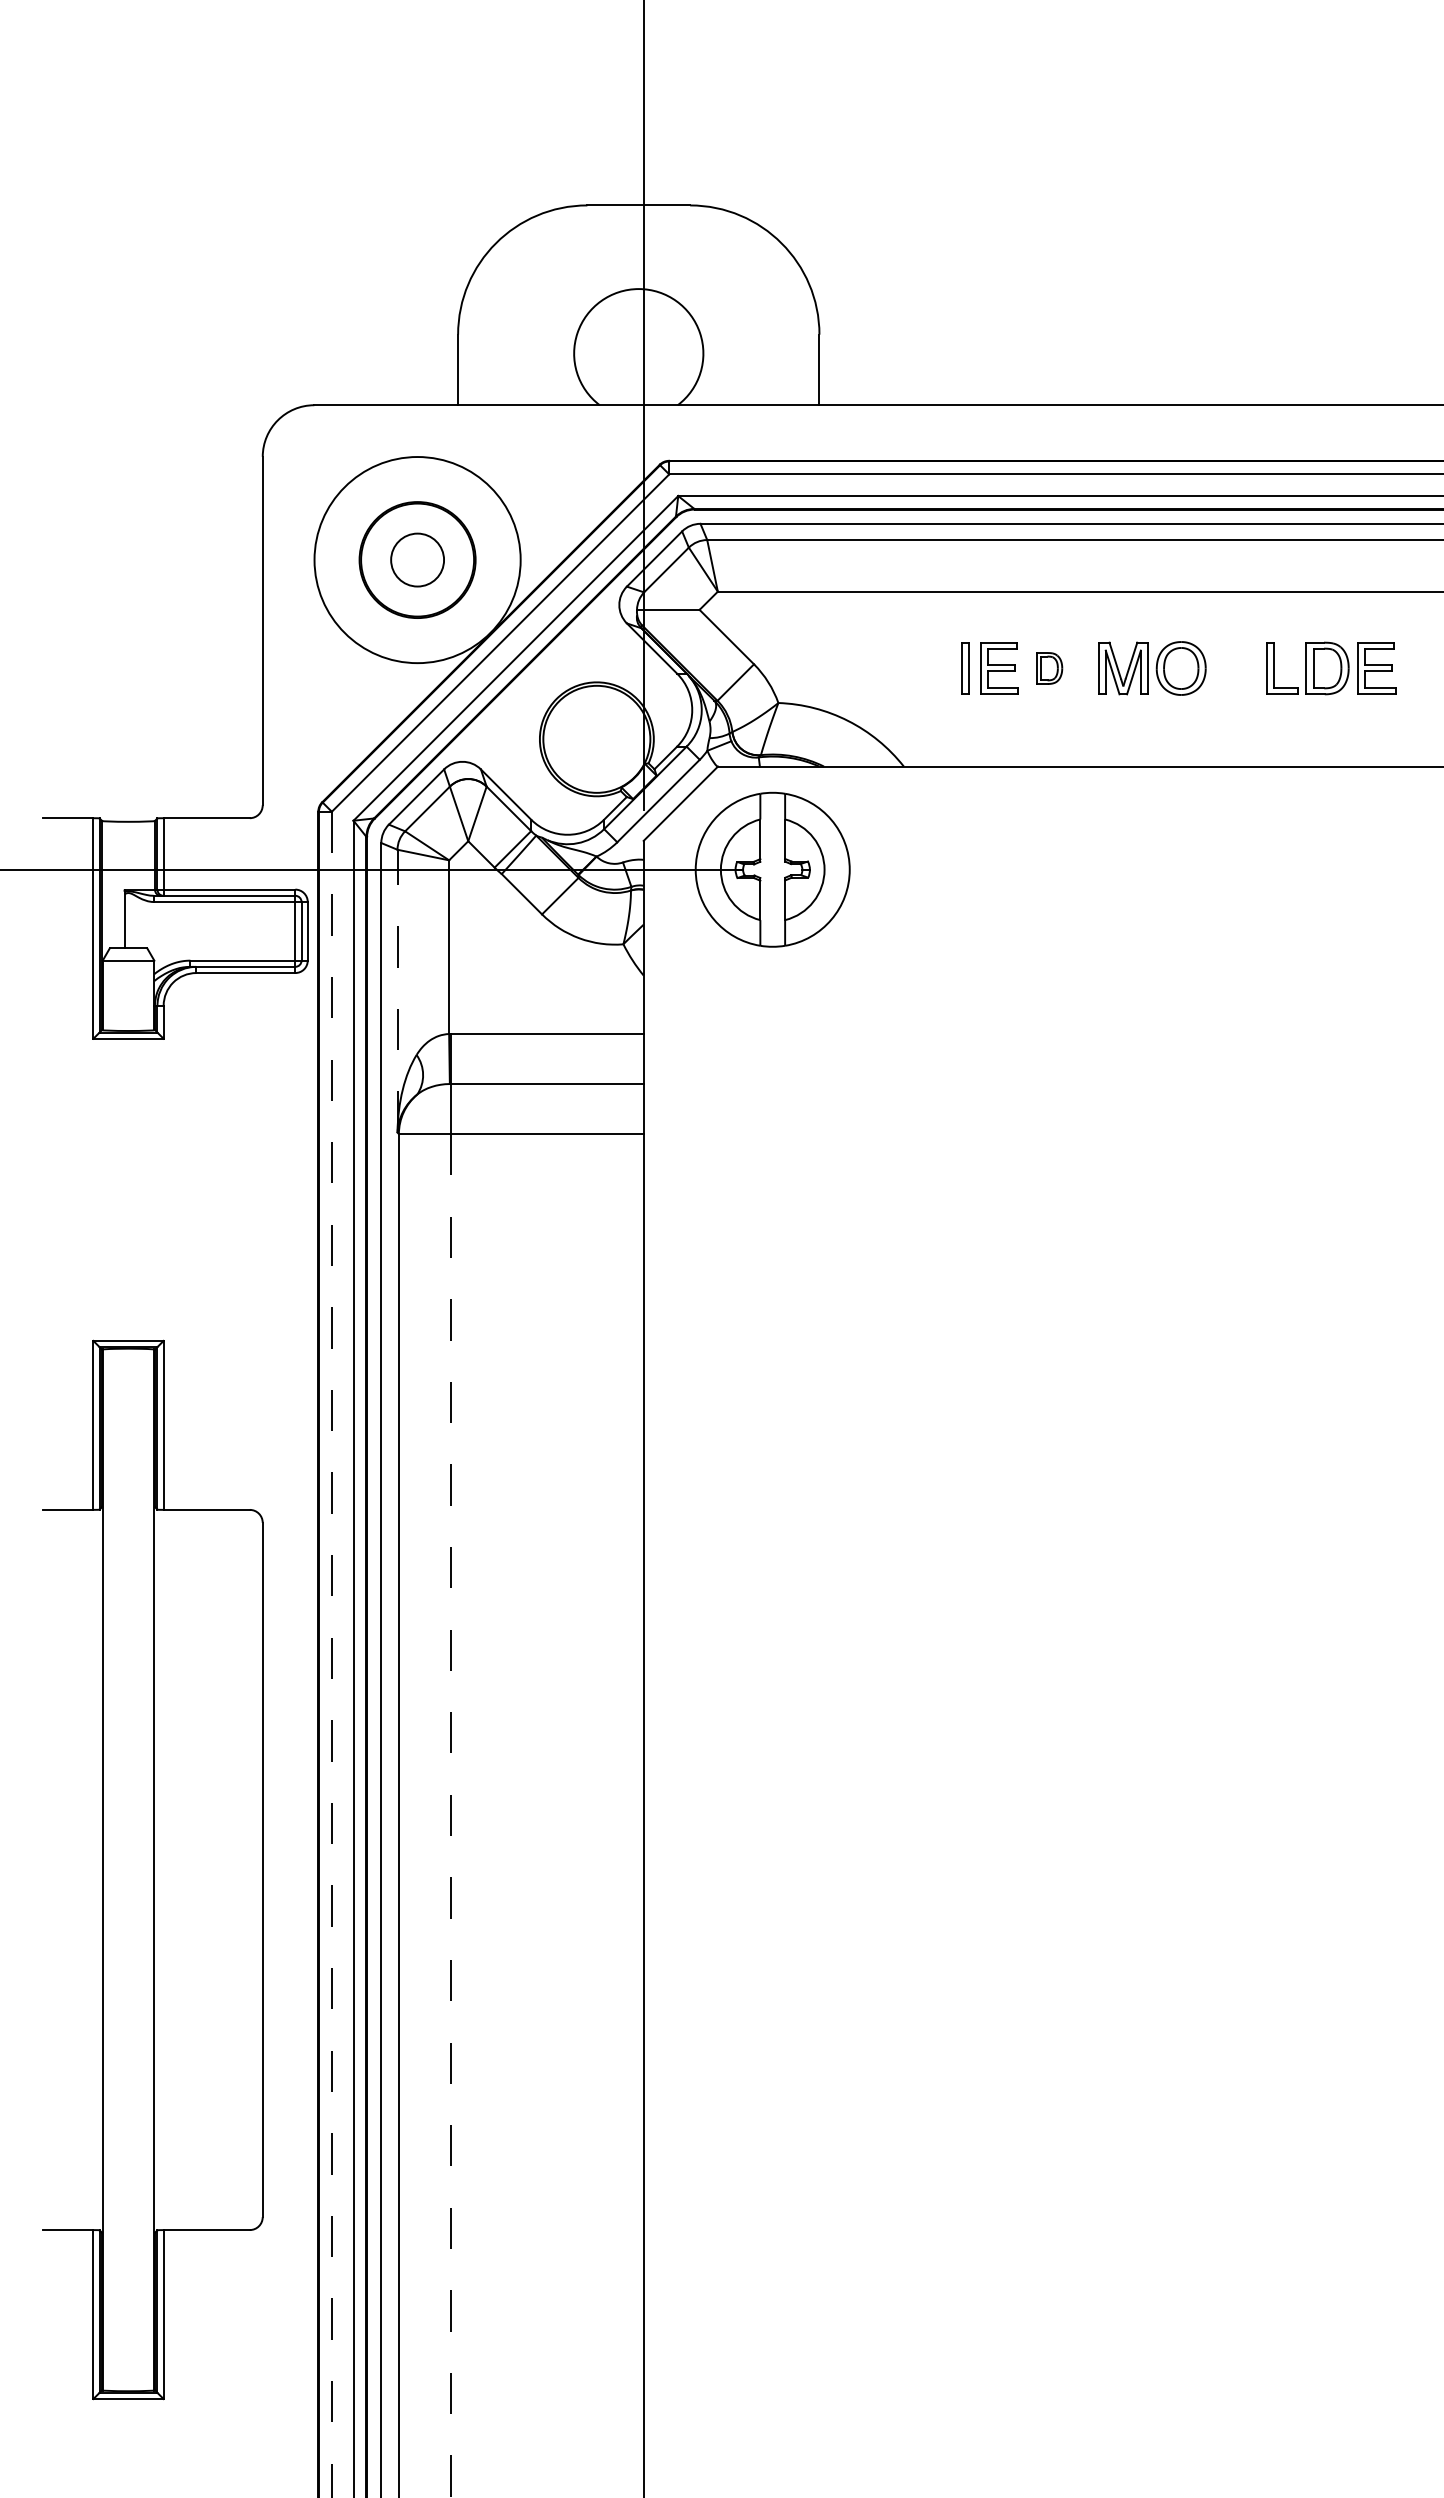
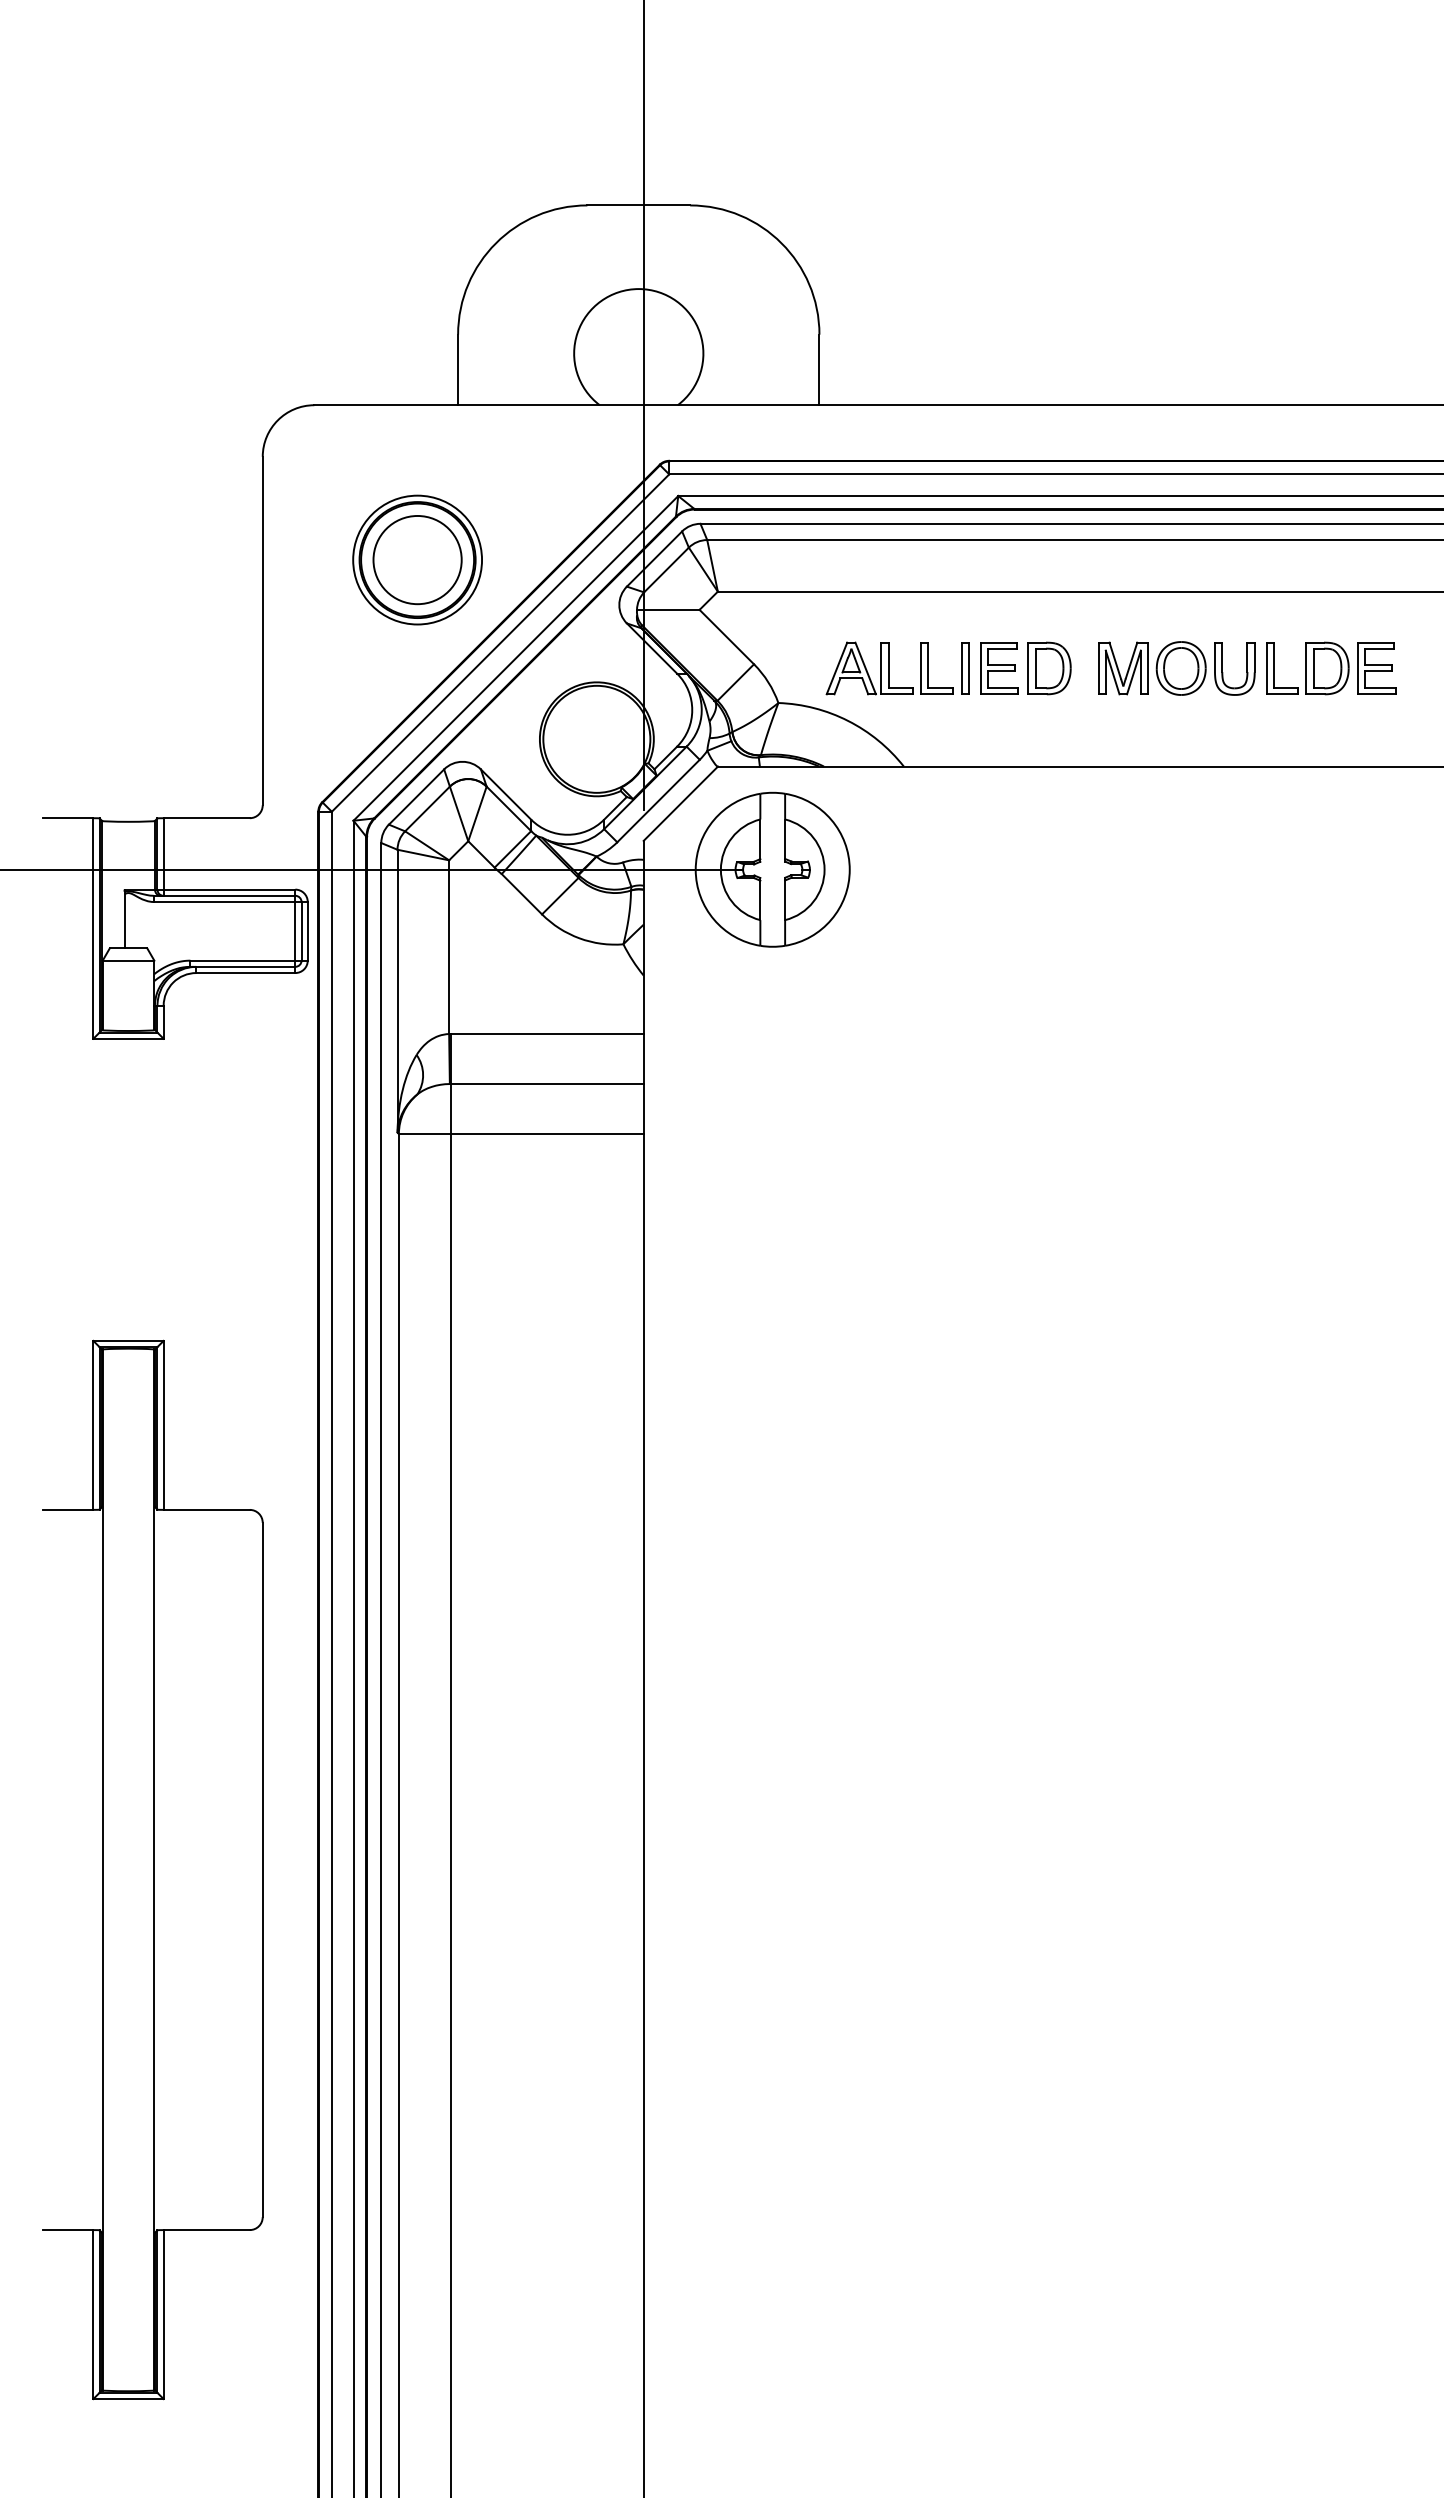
circle diameter: 53 px -> 88 px (417, 559)
circle diameter: 206 px -> 129 px (417, 559)
part: none -> present (889, 668)
part size: 28x33 px -> 45x55 px (1049, 668)
part: none -> present (1223, 672)
line: dashed -> solid (397, 990)
line: dashed -> solid (331, 1654)
line: dashed -> solid (450, 1815)
